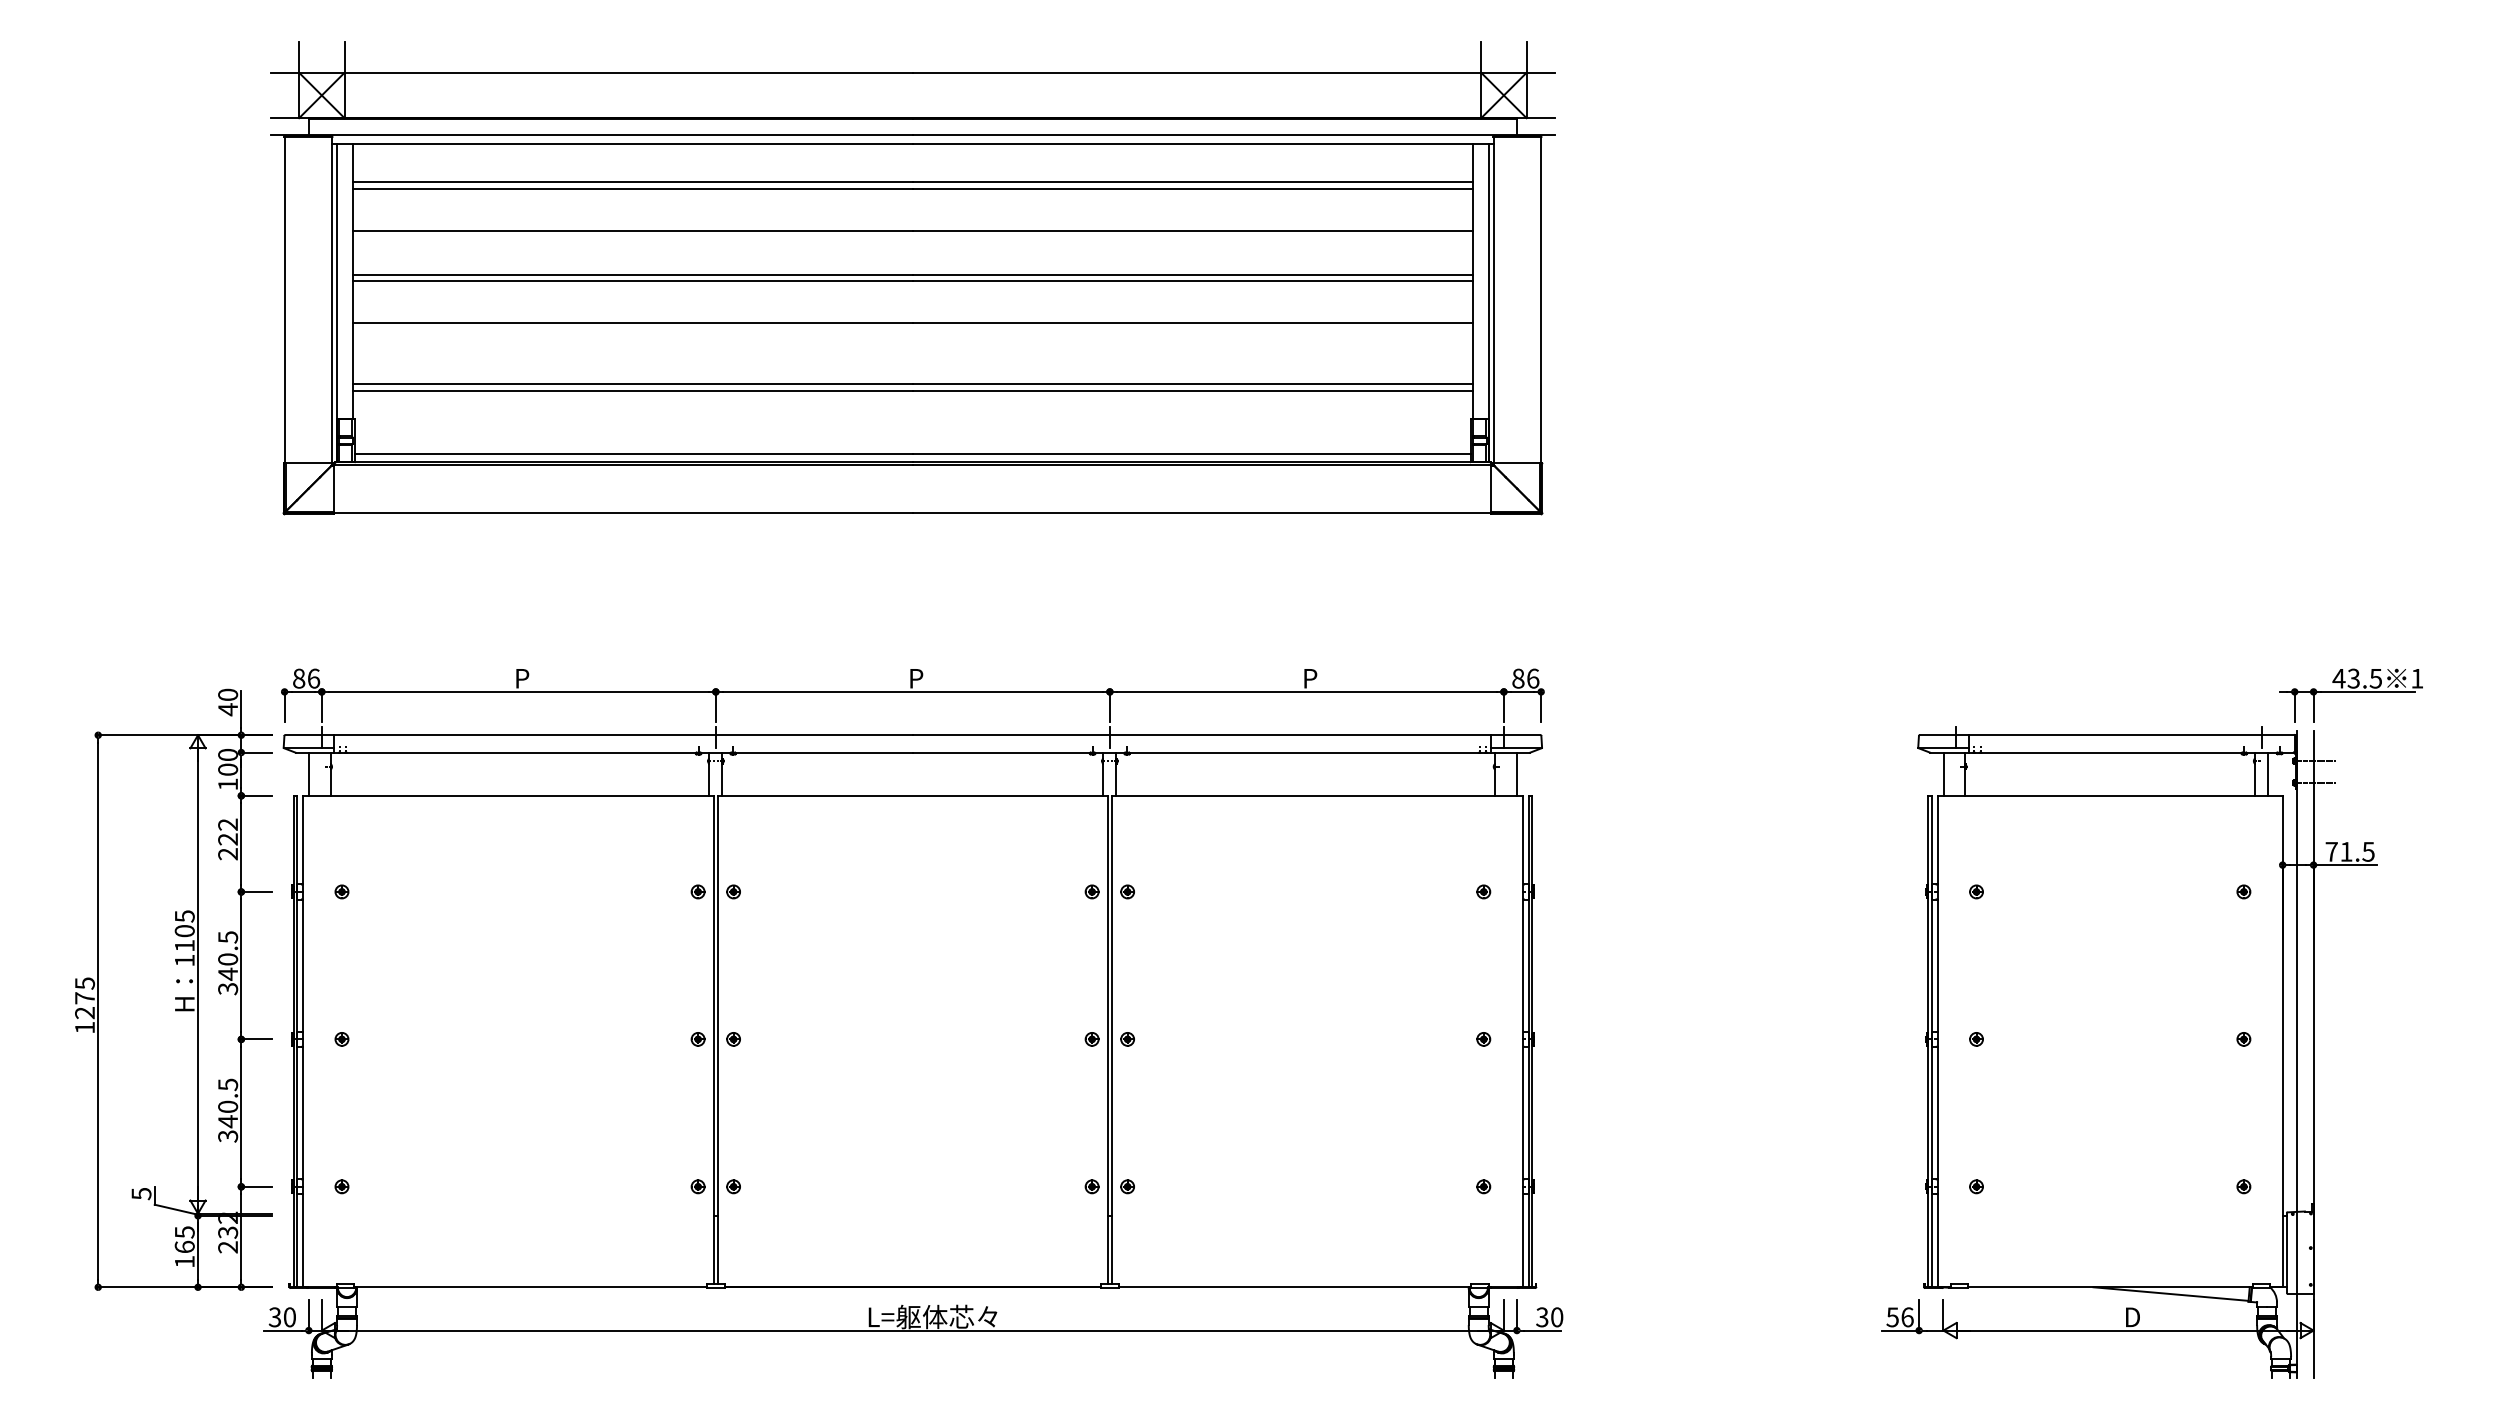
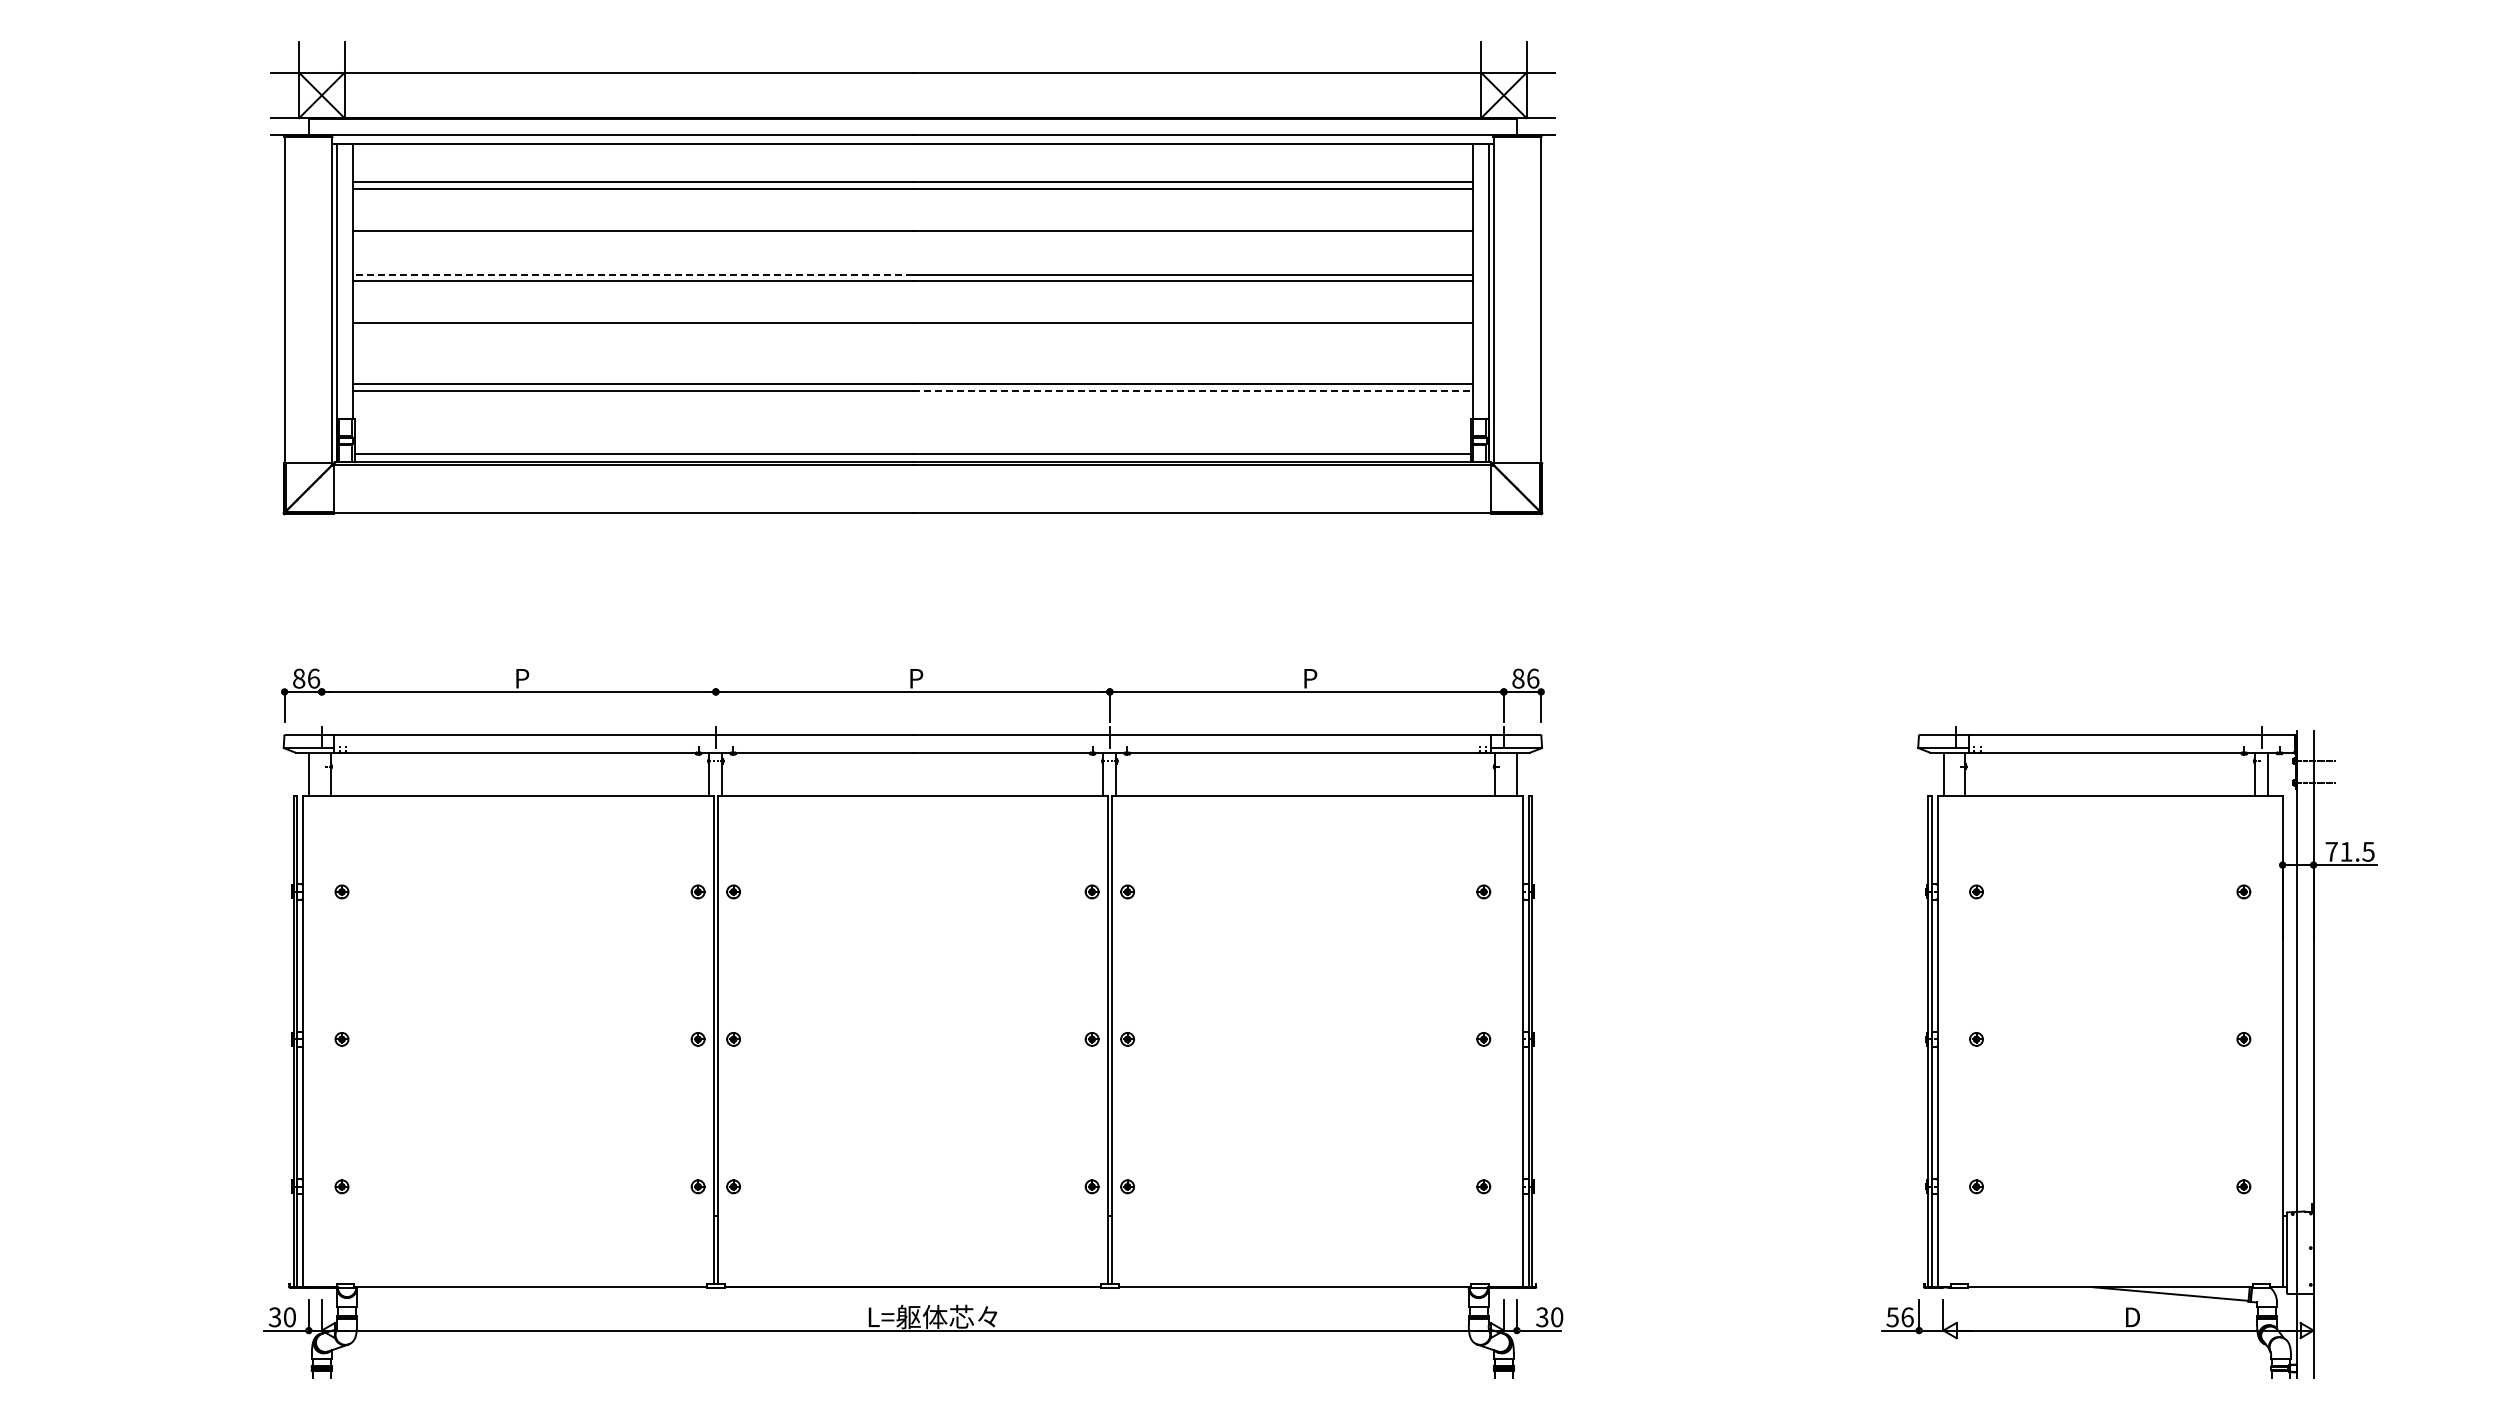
line: solid -> dashed (632, 274)
line: solid -> dashed (1193, 390)
part: present -> none (2350, 695)
line: present -> none (321, 706)
line: present -> none (715, 706)
part: present -> none (173, 989)
